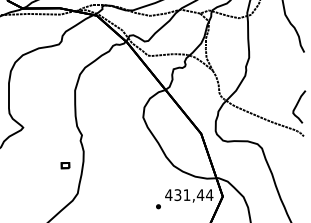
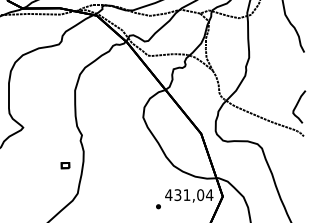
text: 431,44 -> 431,04 (200, 195)
